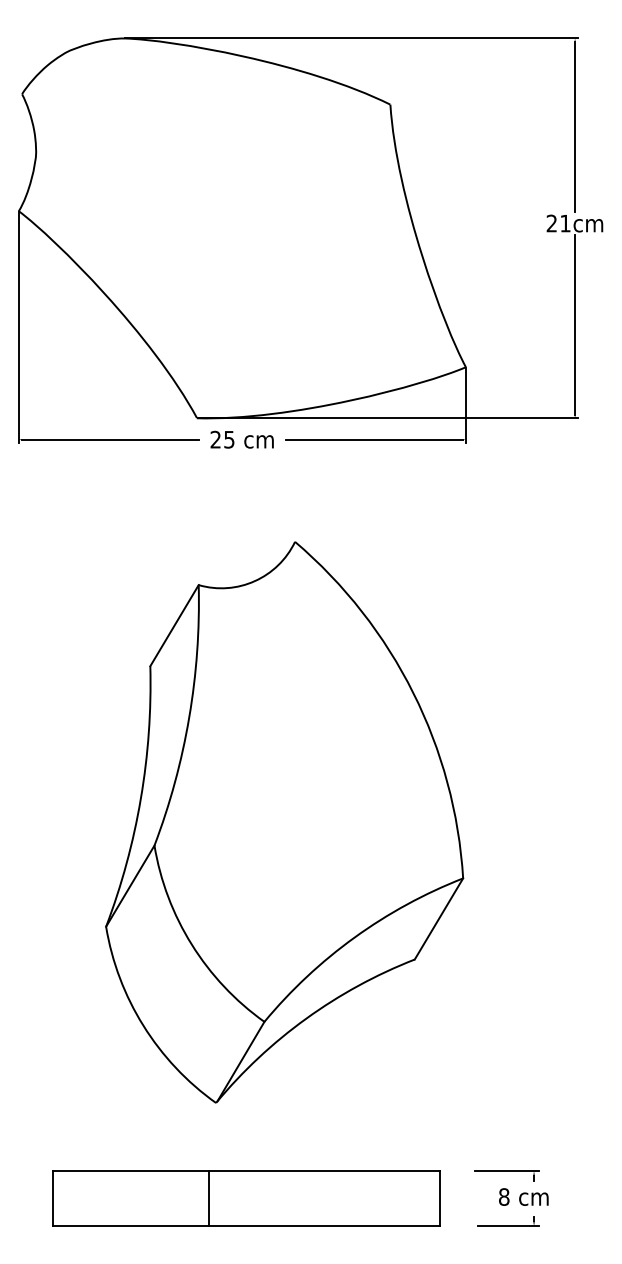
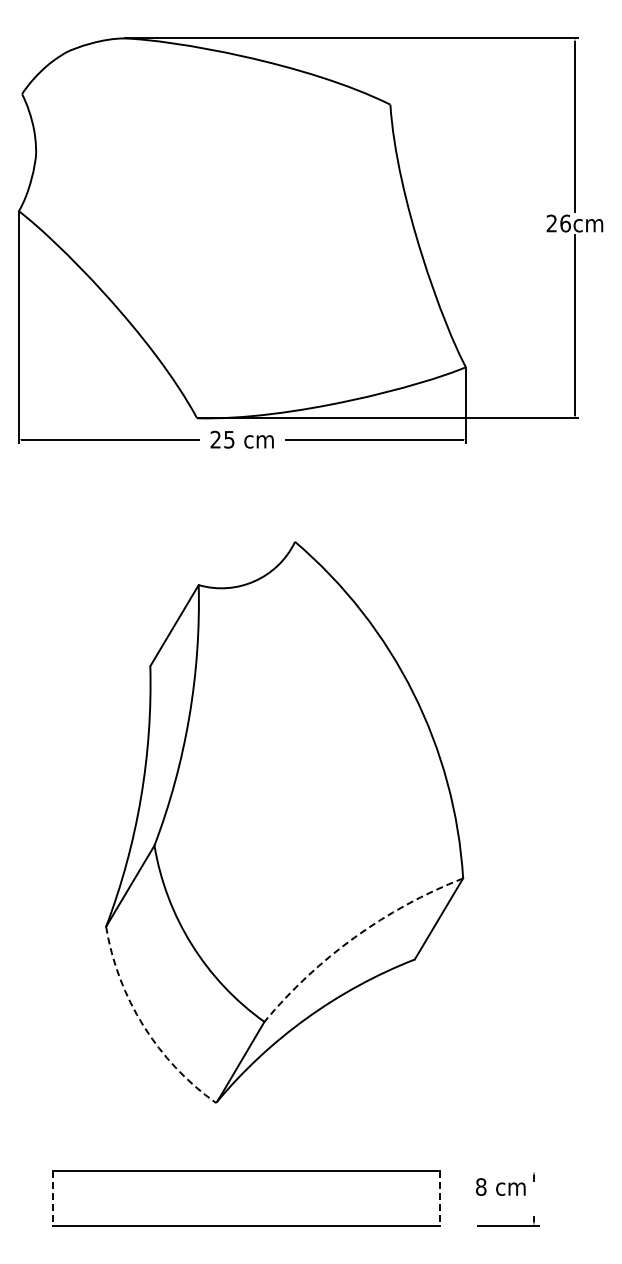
text: 21cm -> 26cm (565, 223)
arc: solid -> dashed (354, 937)
arc: solid -> dashed (143, 1025)
line: present -> none (506, 1171)
text position: (523, 1196) -> (500, 1186) (500, 1186)
line: present -> none (209, 1198)
line: solid -> dashed (52, 1199)
line: solid -> dashed (440, 1199)
